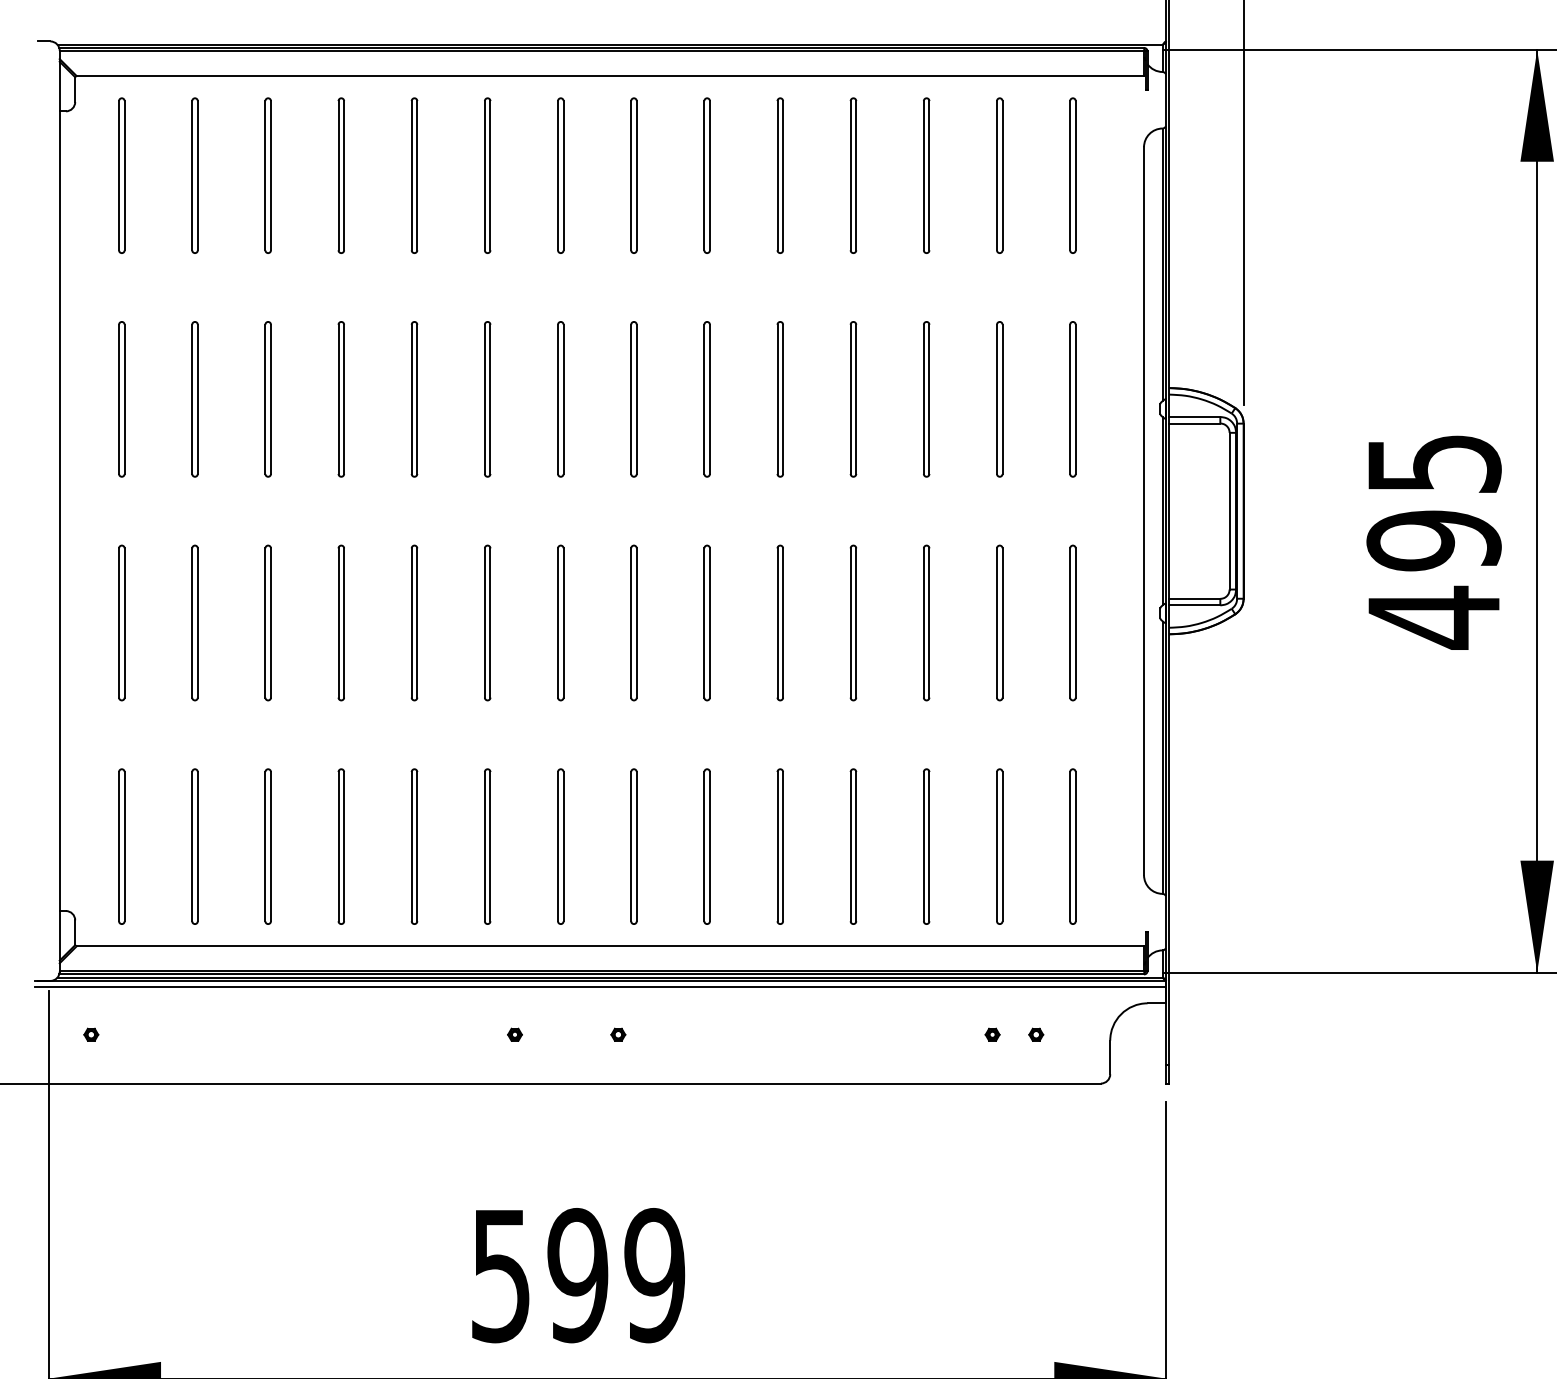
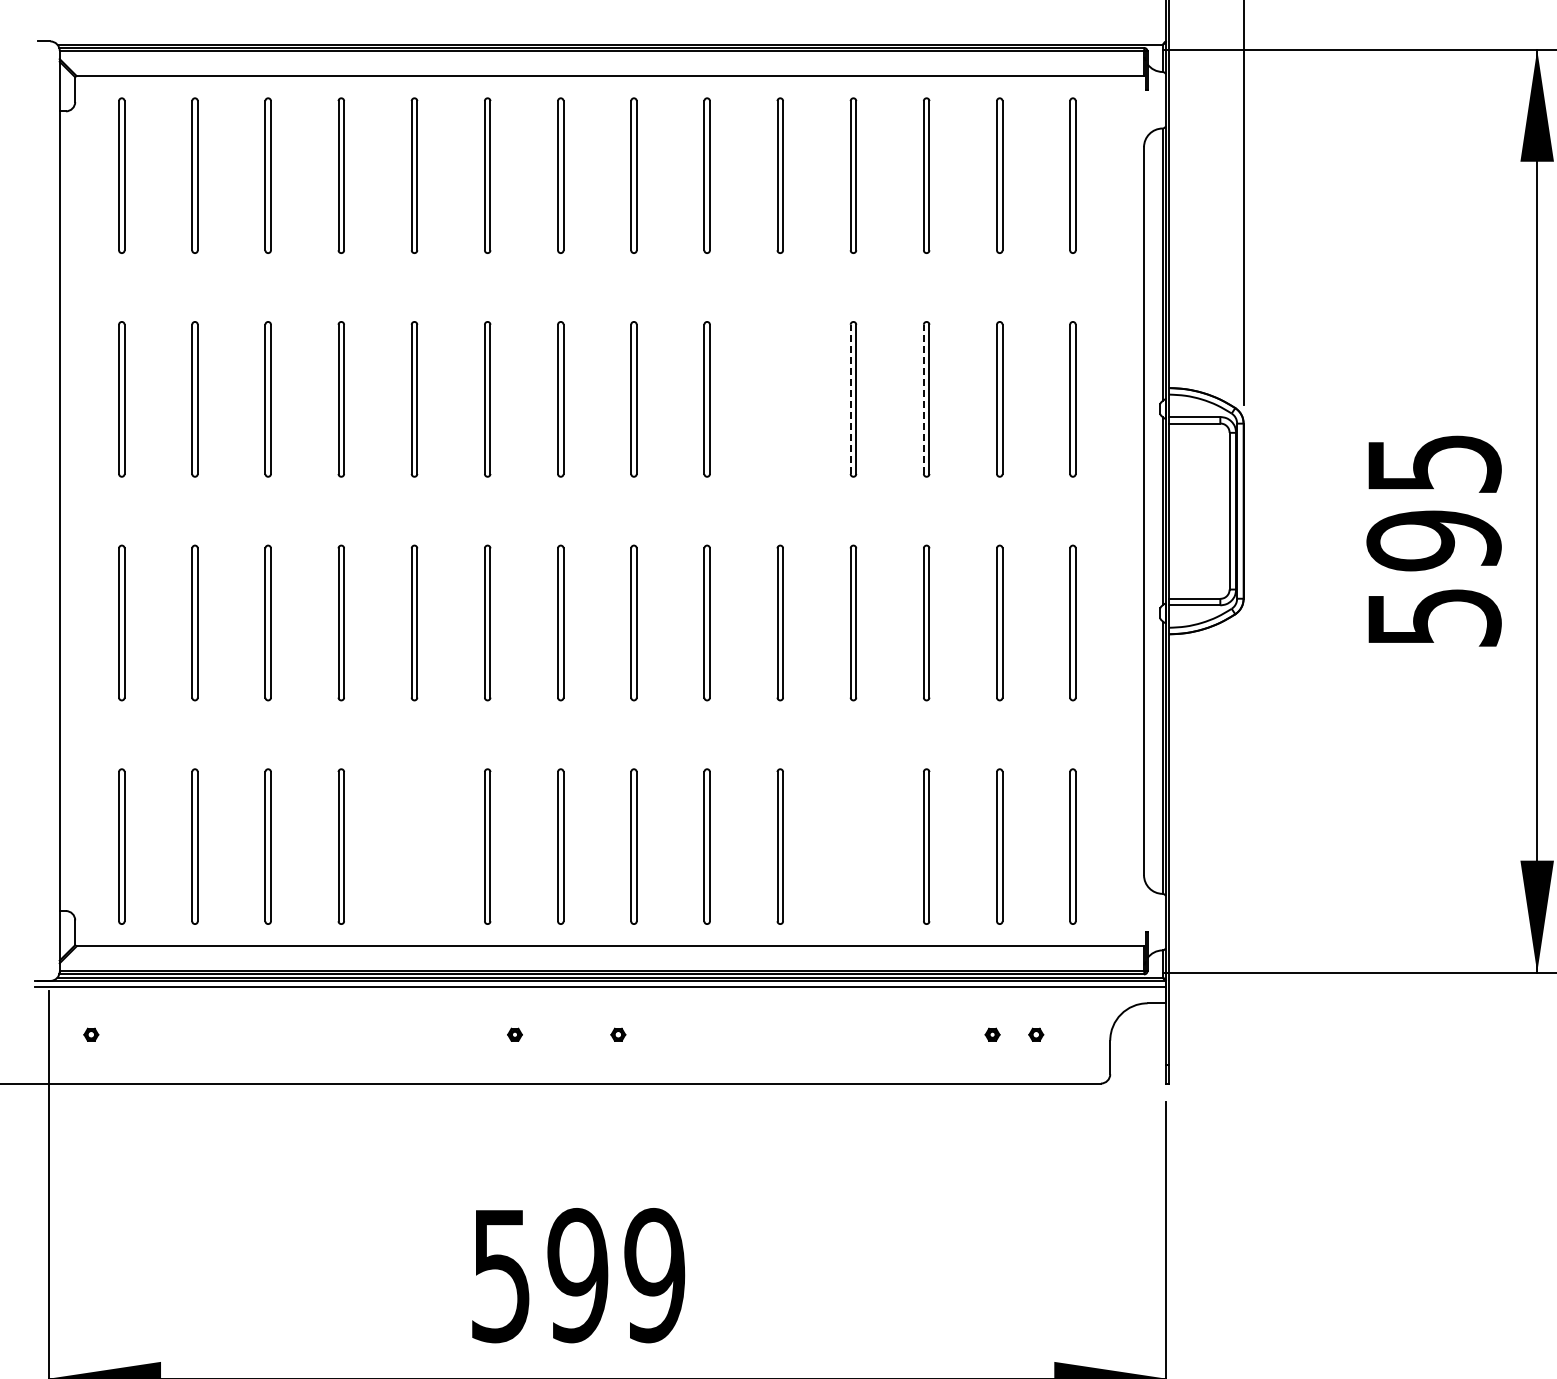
part: present -> none (779, 399)
line: solid -> dashed (850, 399)
line: solid -> dashed (923, 399)
text: 495 -> 595 (1434, 617)
part: present -> none (414, 846)
part: present -> none (853, 846)
